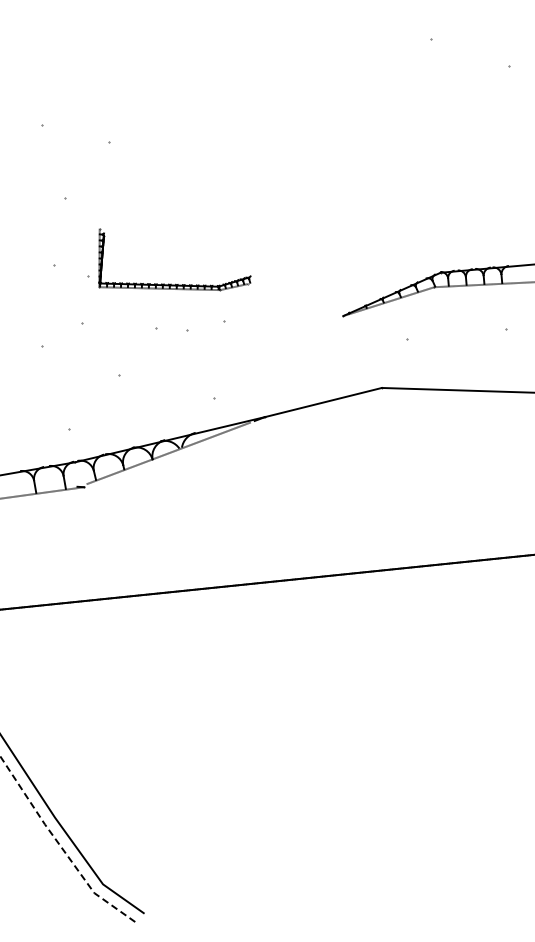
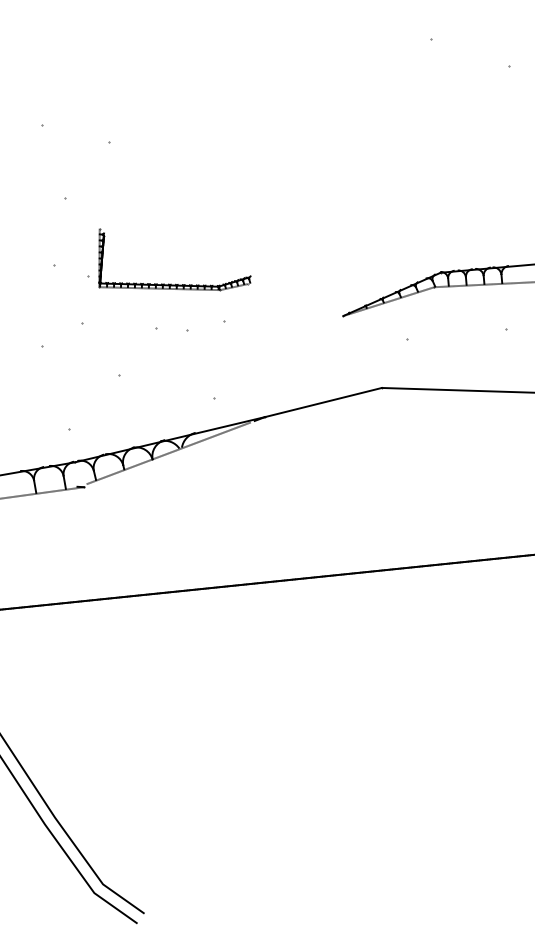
line: dashed -> solid (61, 847)
